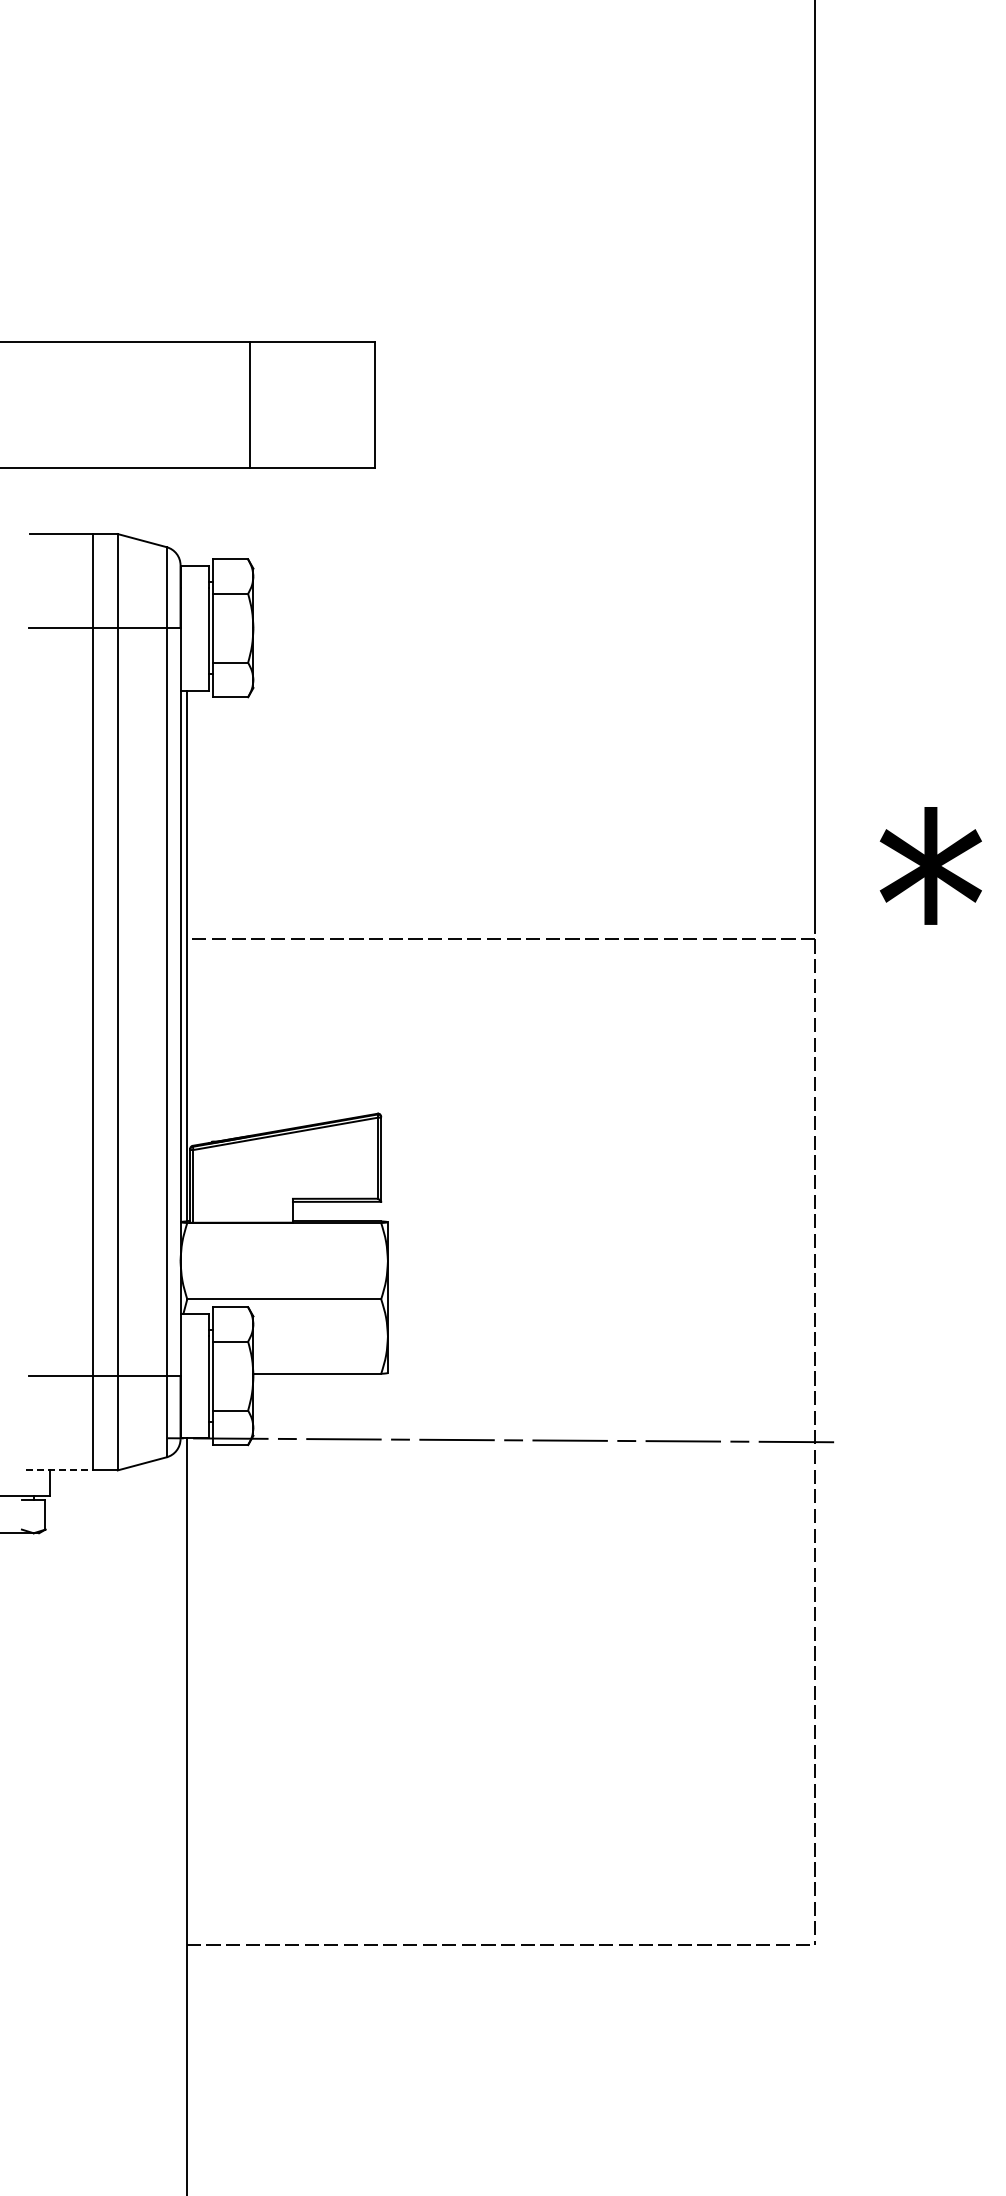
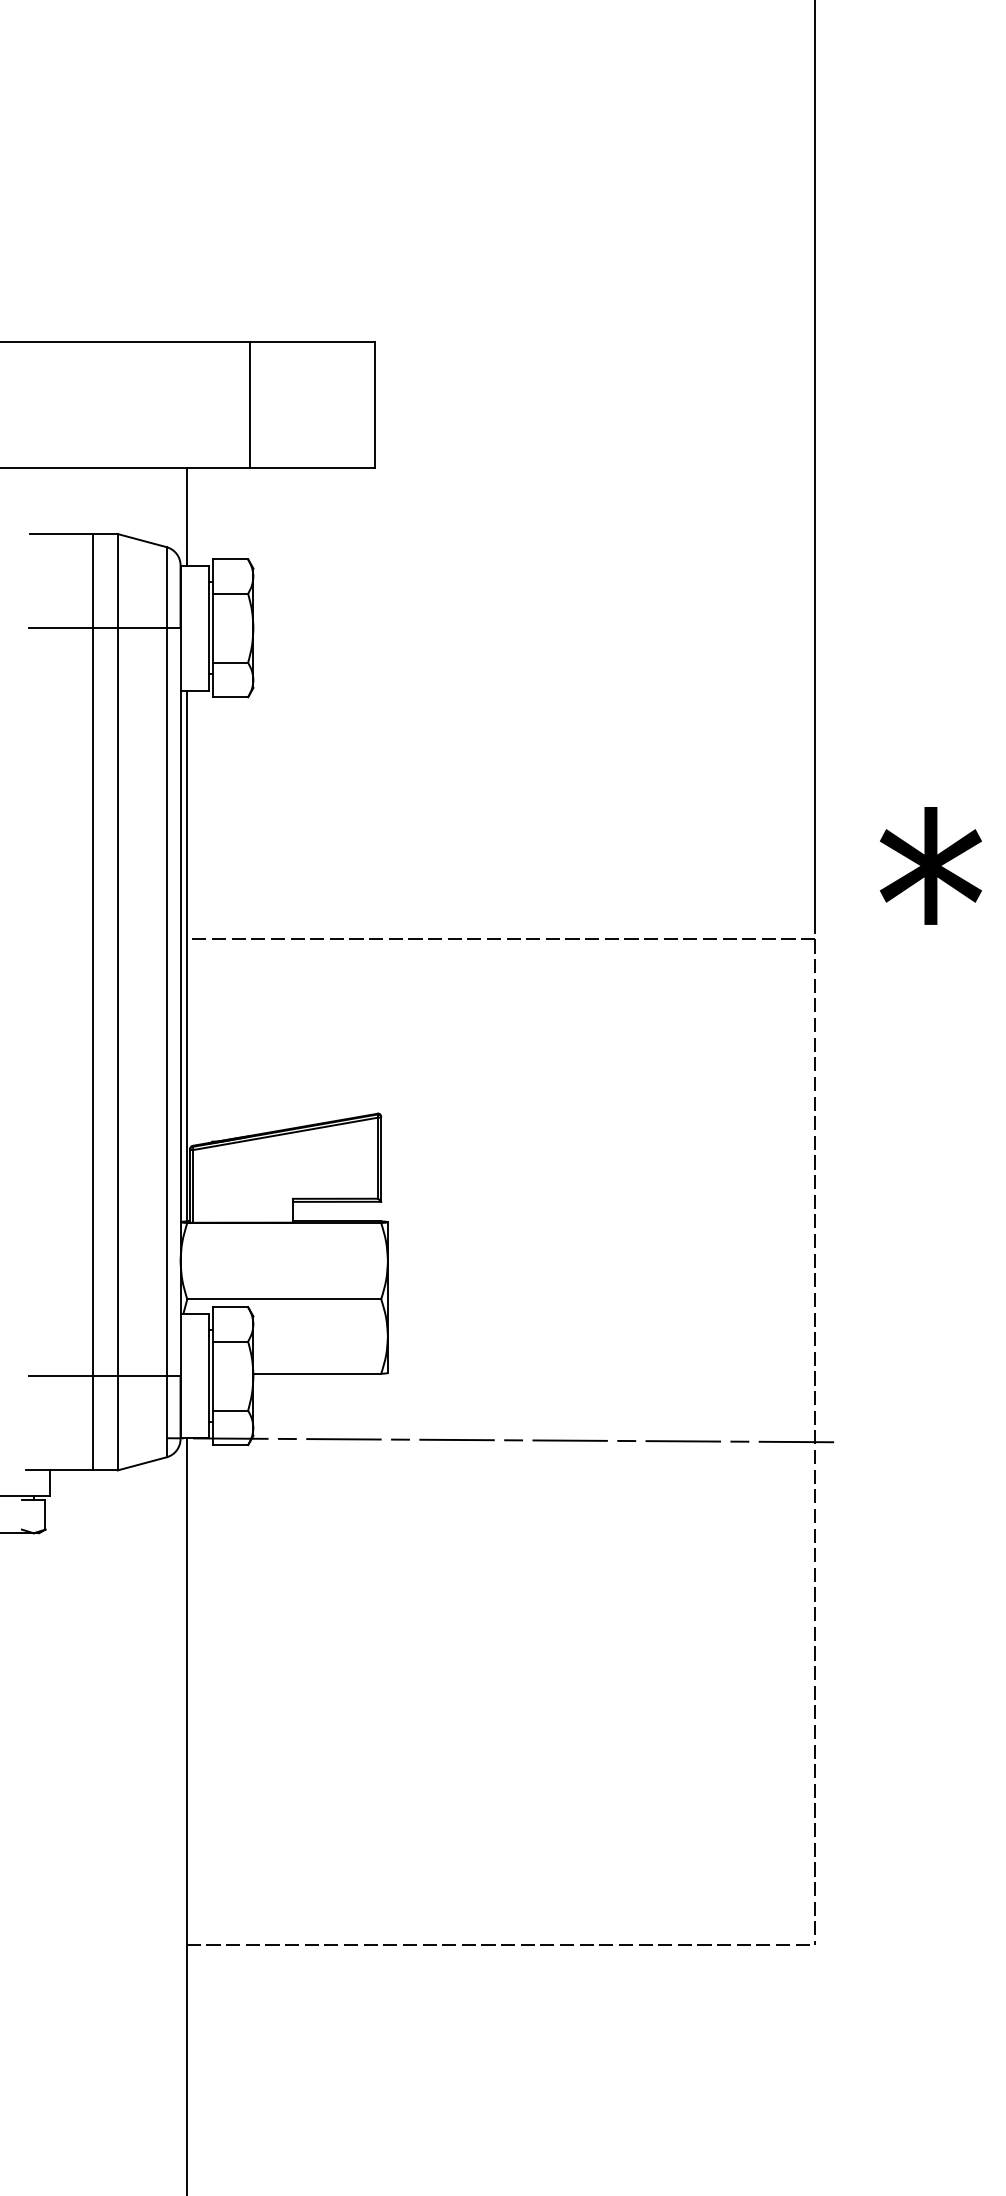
line: none -> present (186, 517)
line: dashed -> solid (59, 1470)
